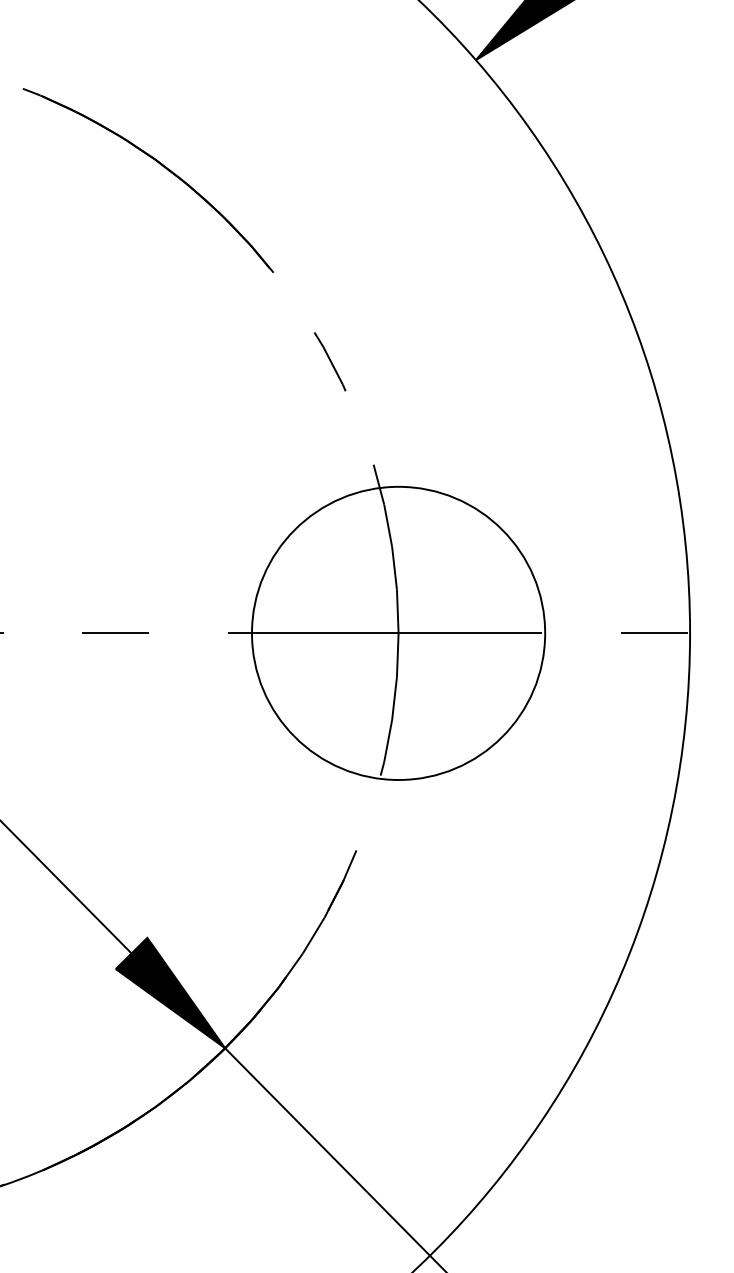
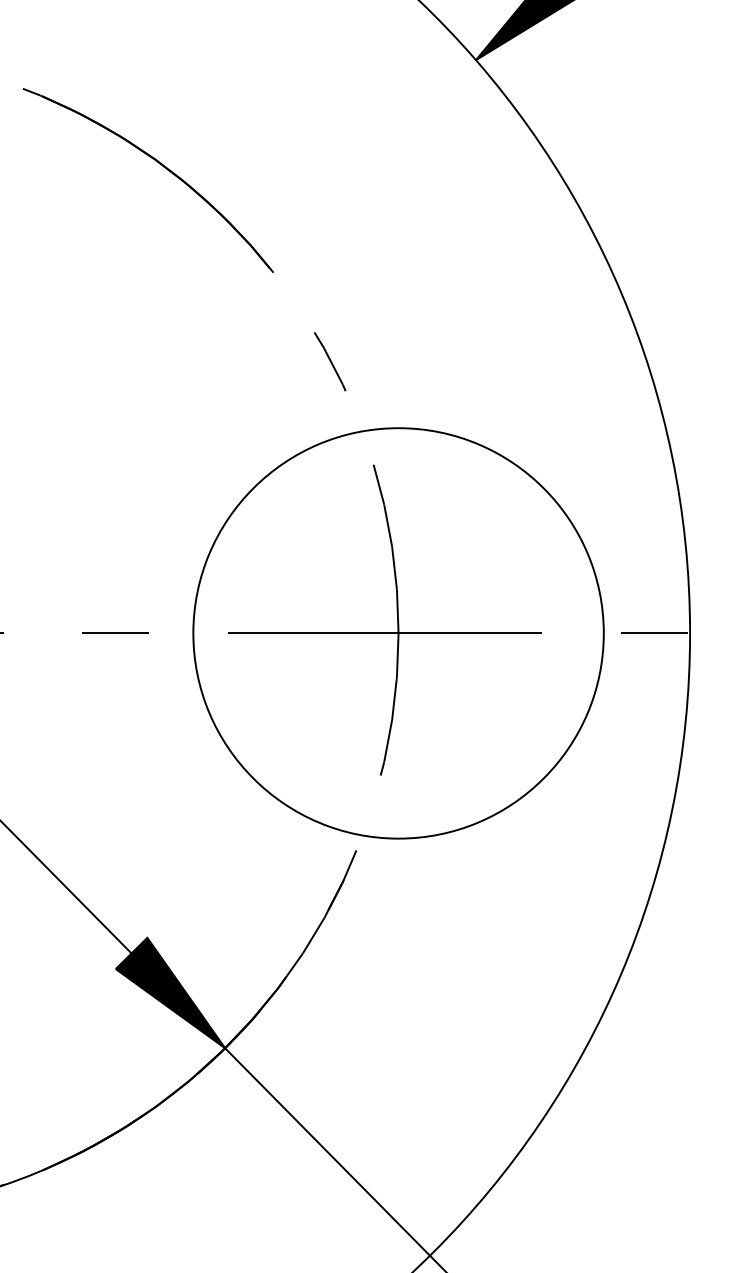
circle diameter: 293 px -> 410 px (398, 633)
